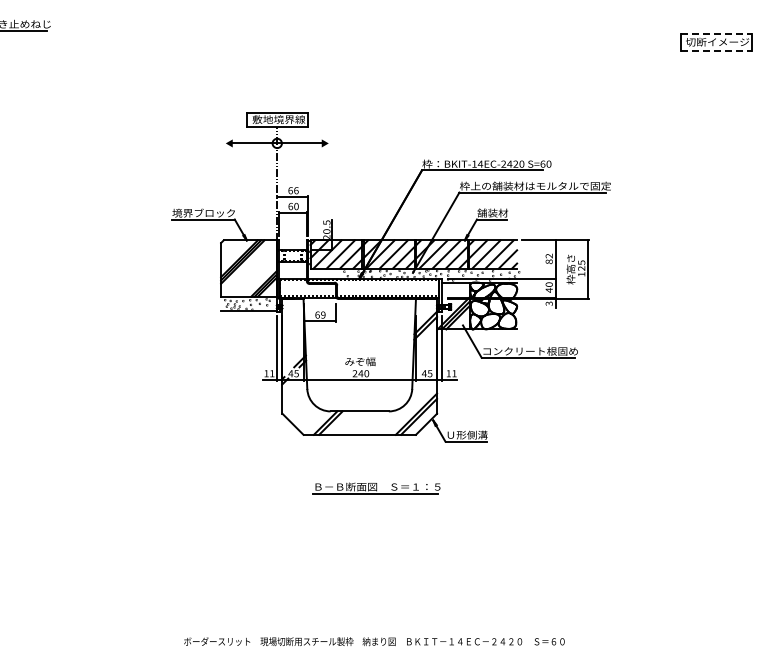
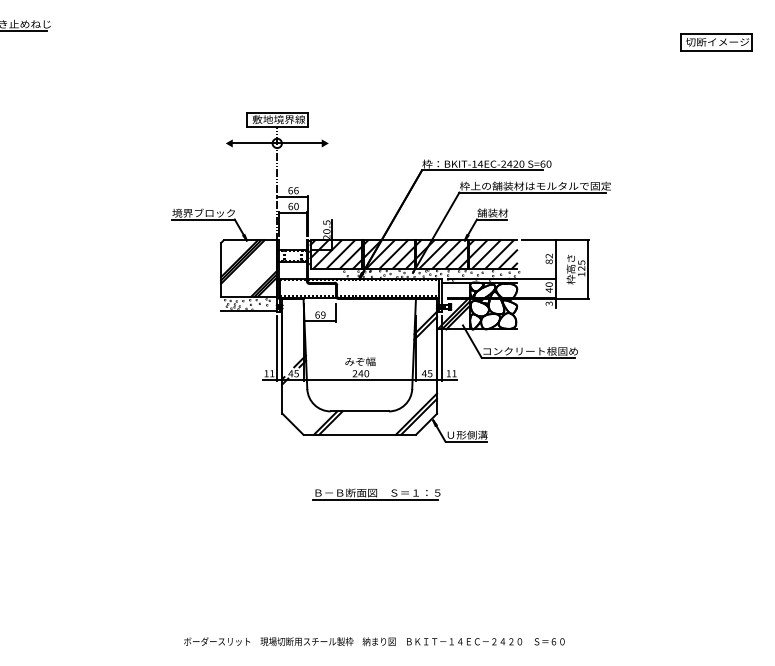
line: dashed -> solid (716, 34)
line: dashed -> solid (716, 50)
part position: (376, 488) -> (376, 494) (376, 494)
